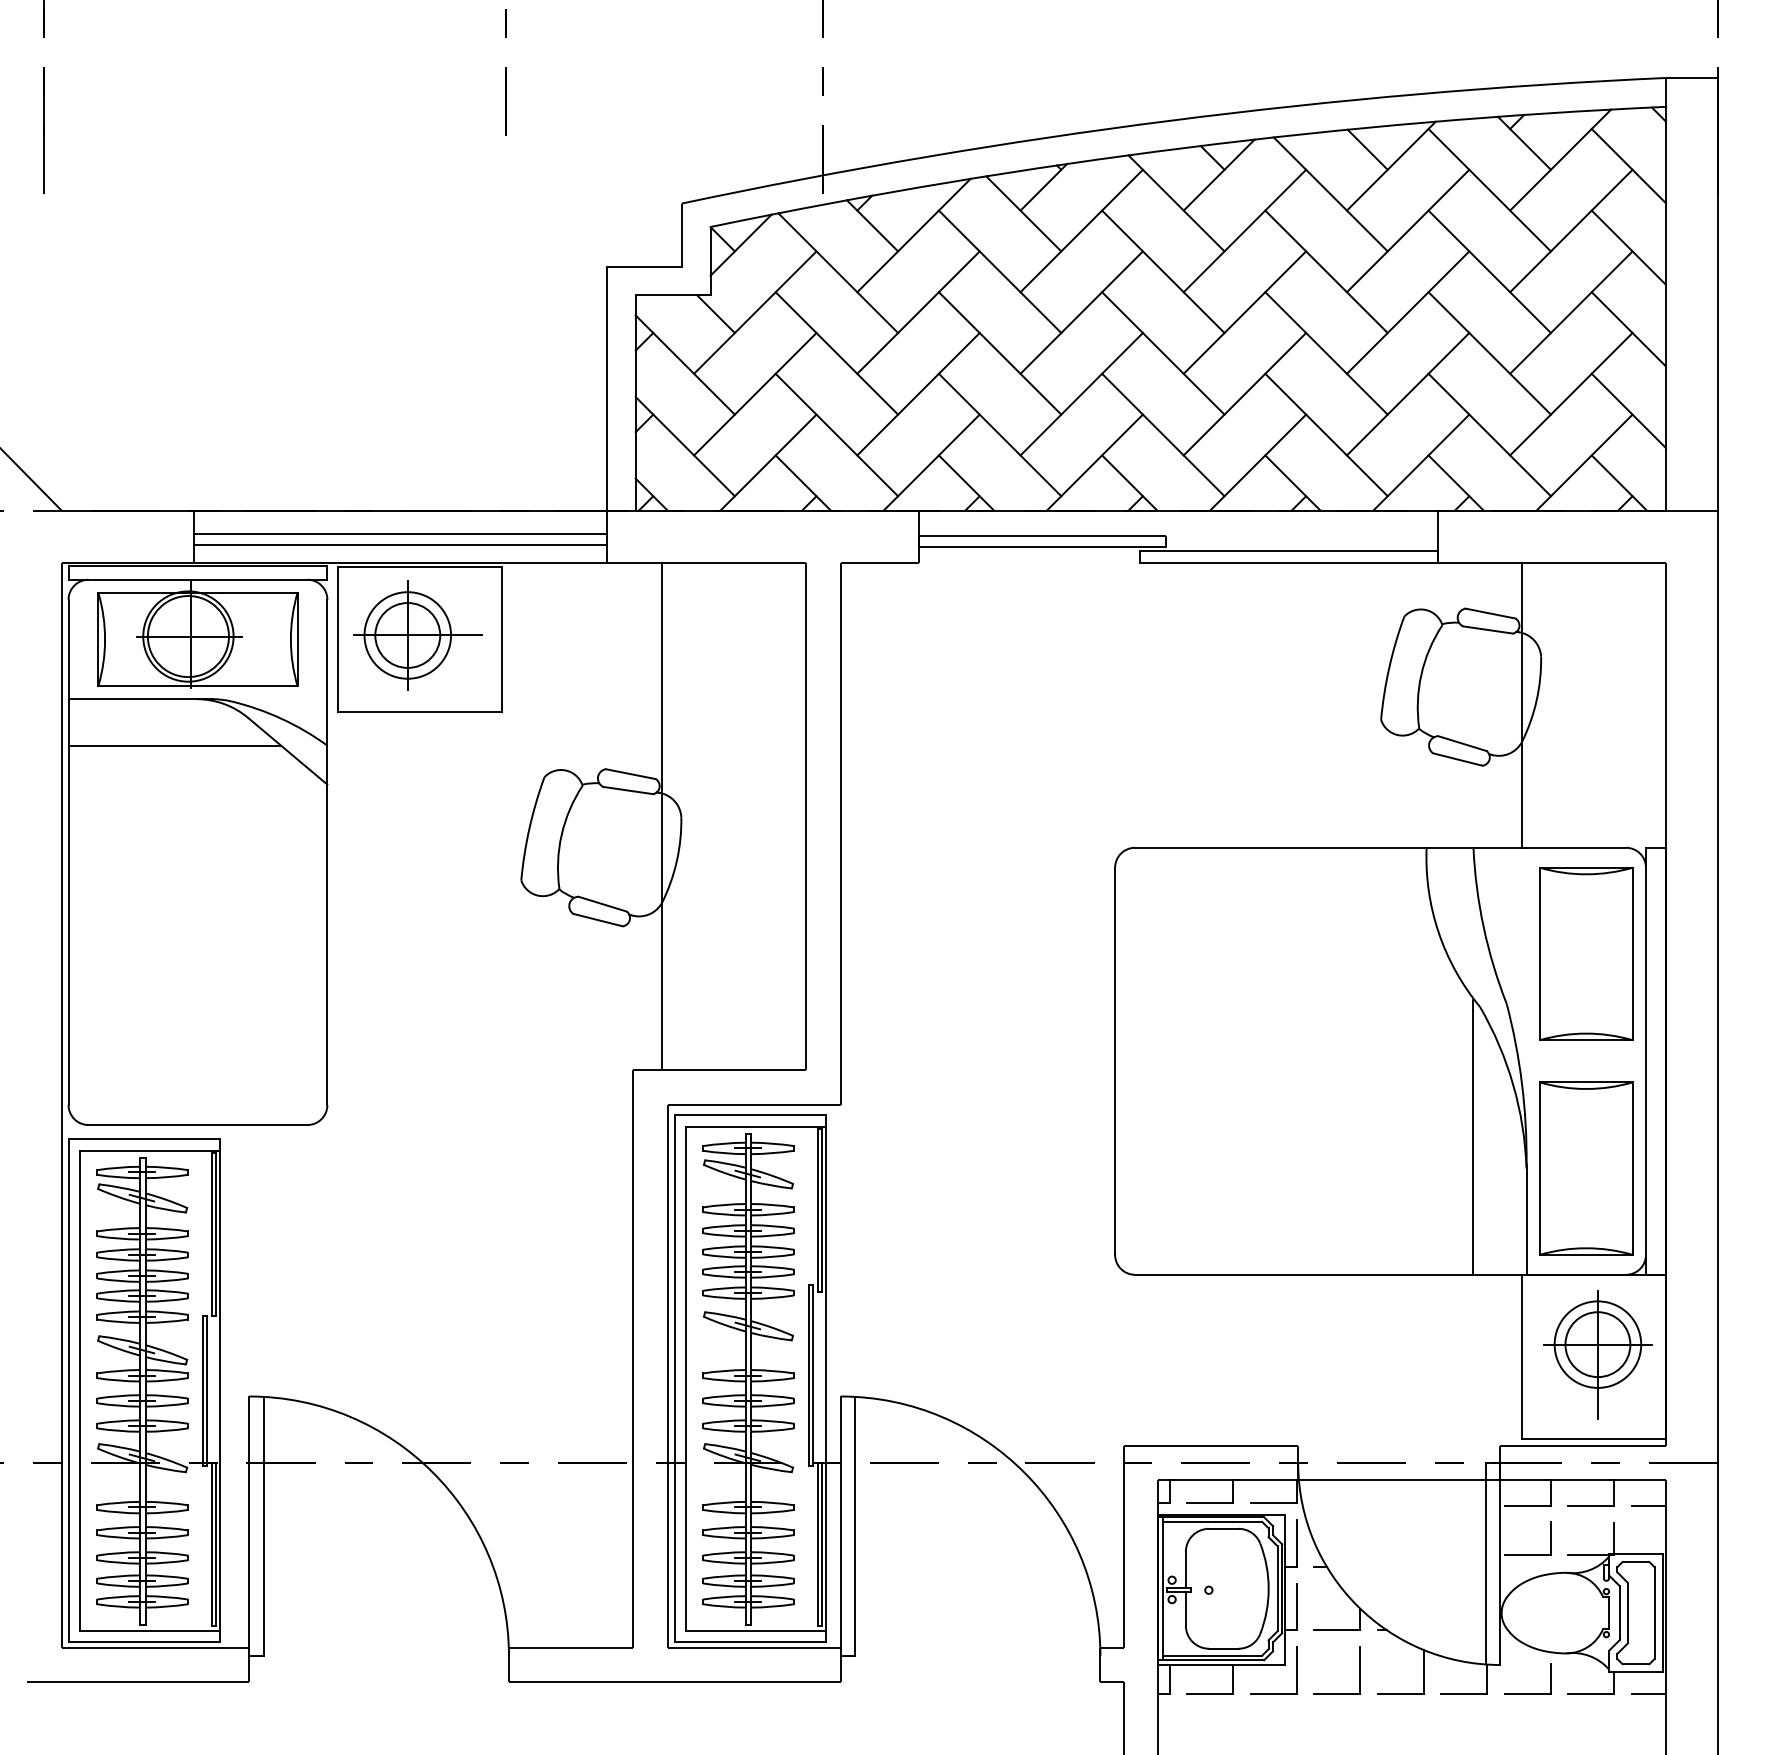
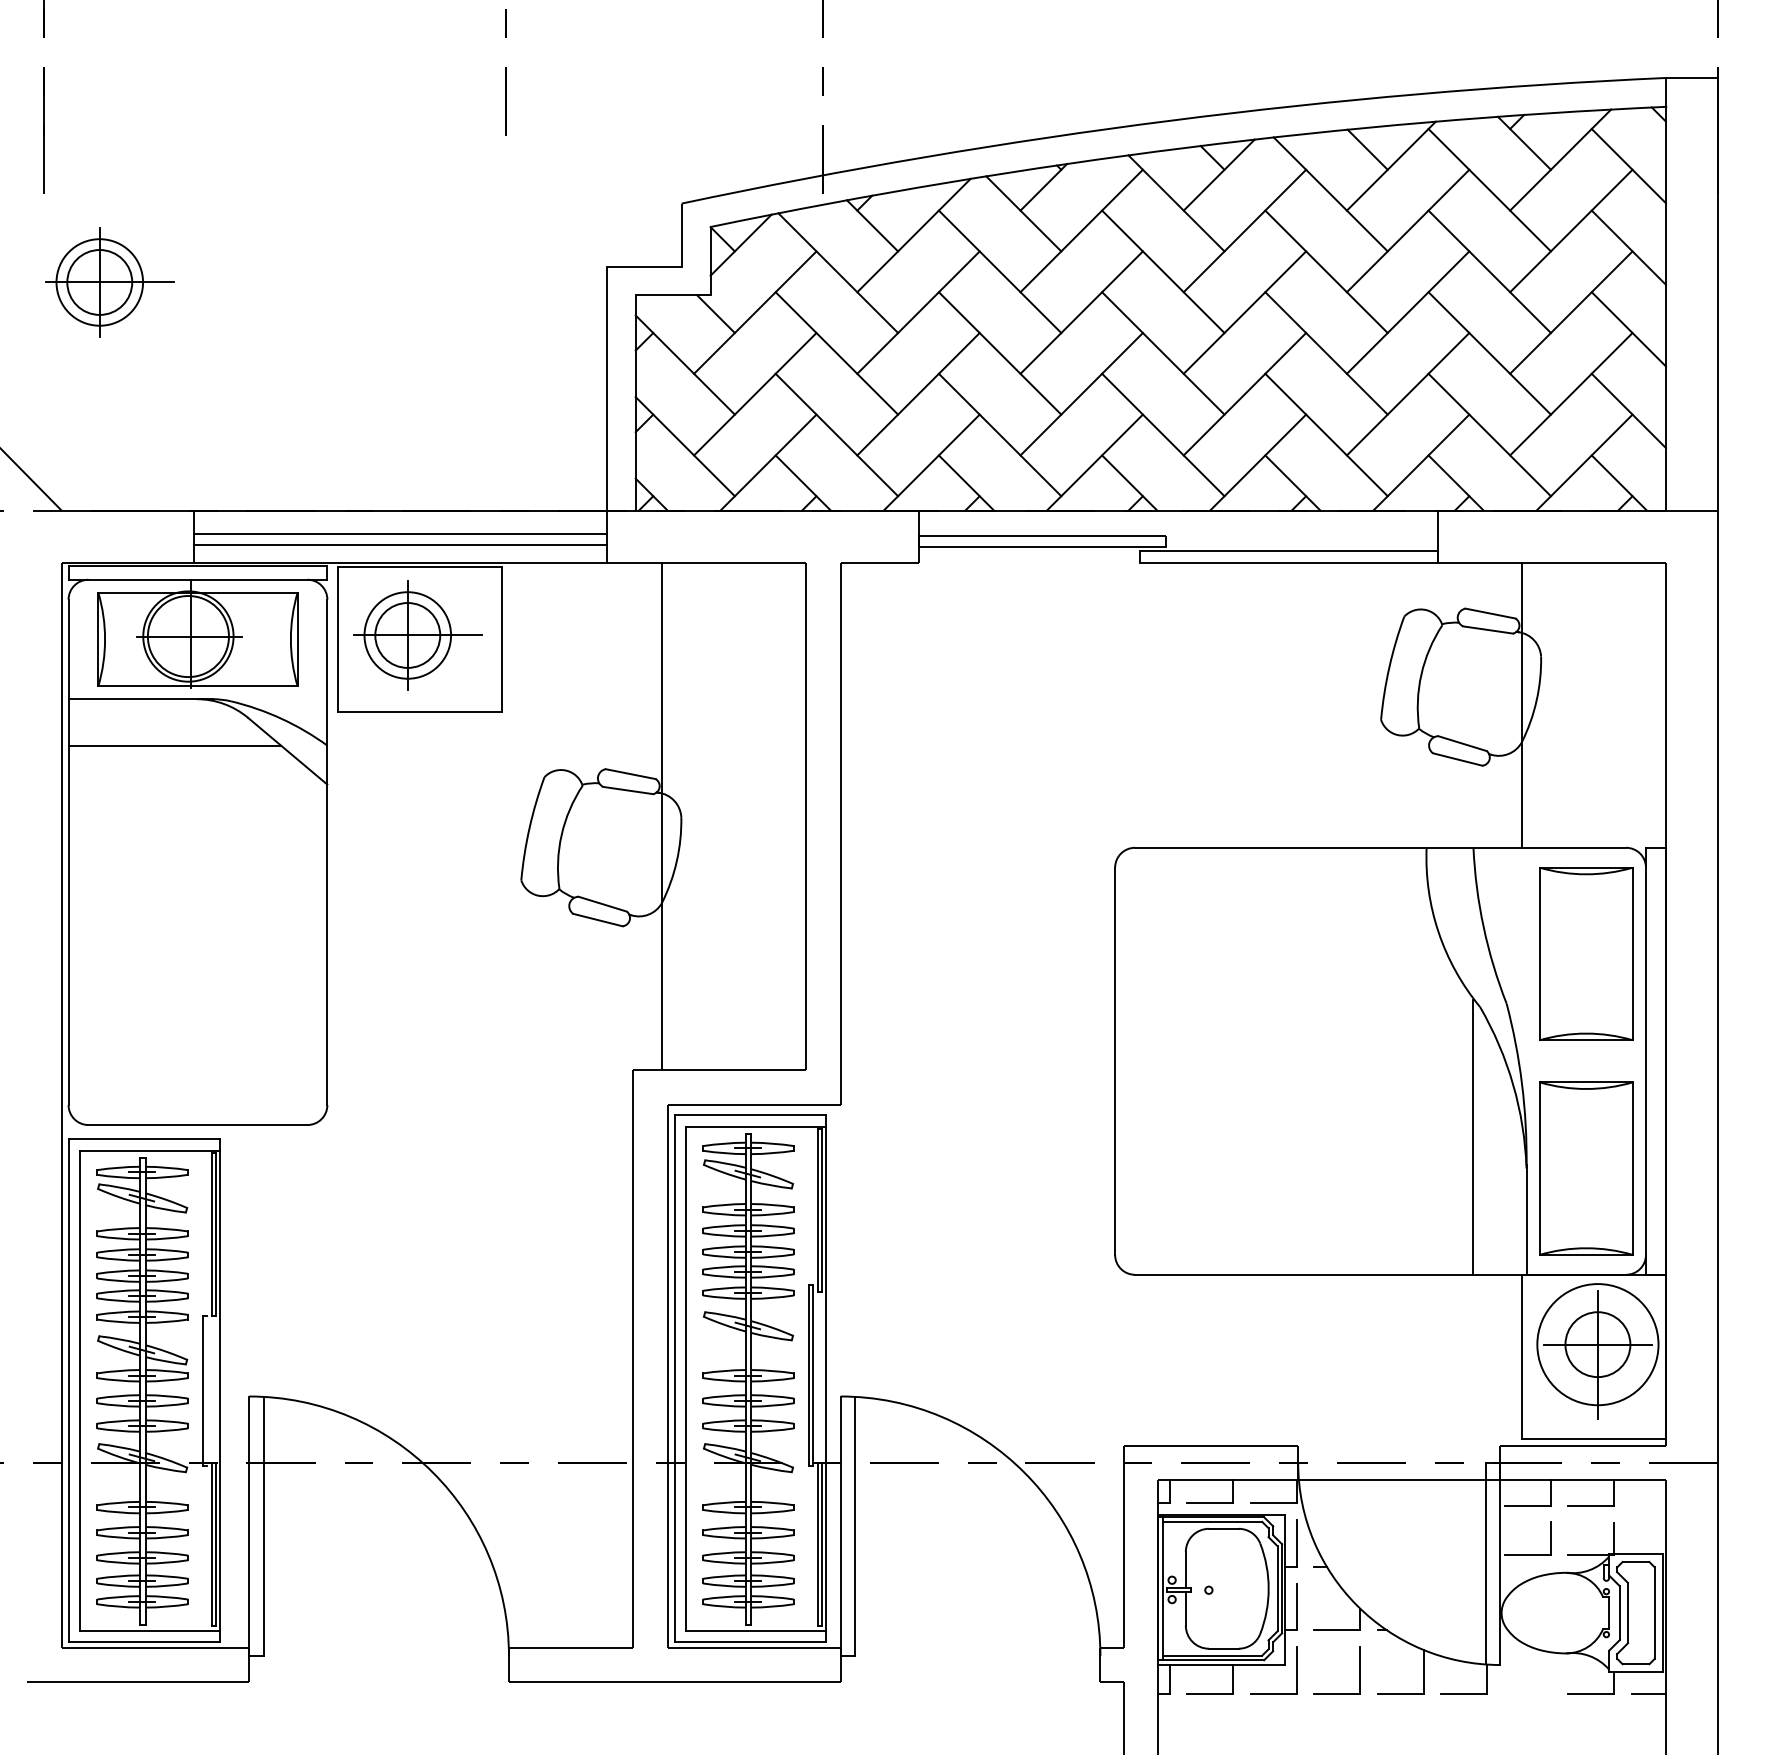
part: none -> present (109, 282)
circle diameter: 87 px -> 121 px (1597, 1344)
line: present -> none (207, 1391)
line: present -> none (1648, 1505)
part: present -> none (1527, 1693)
